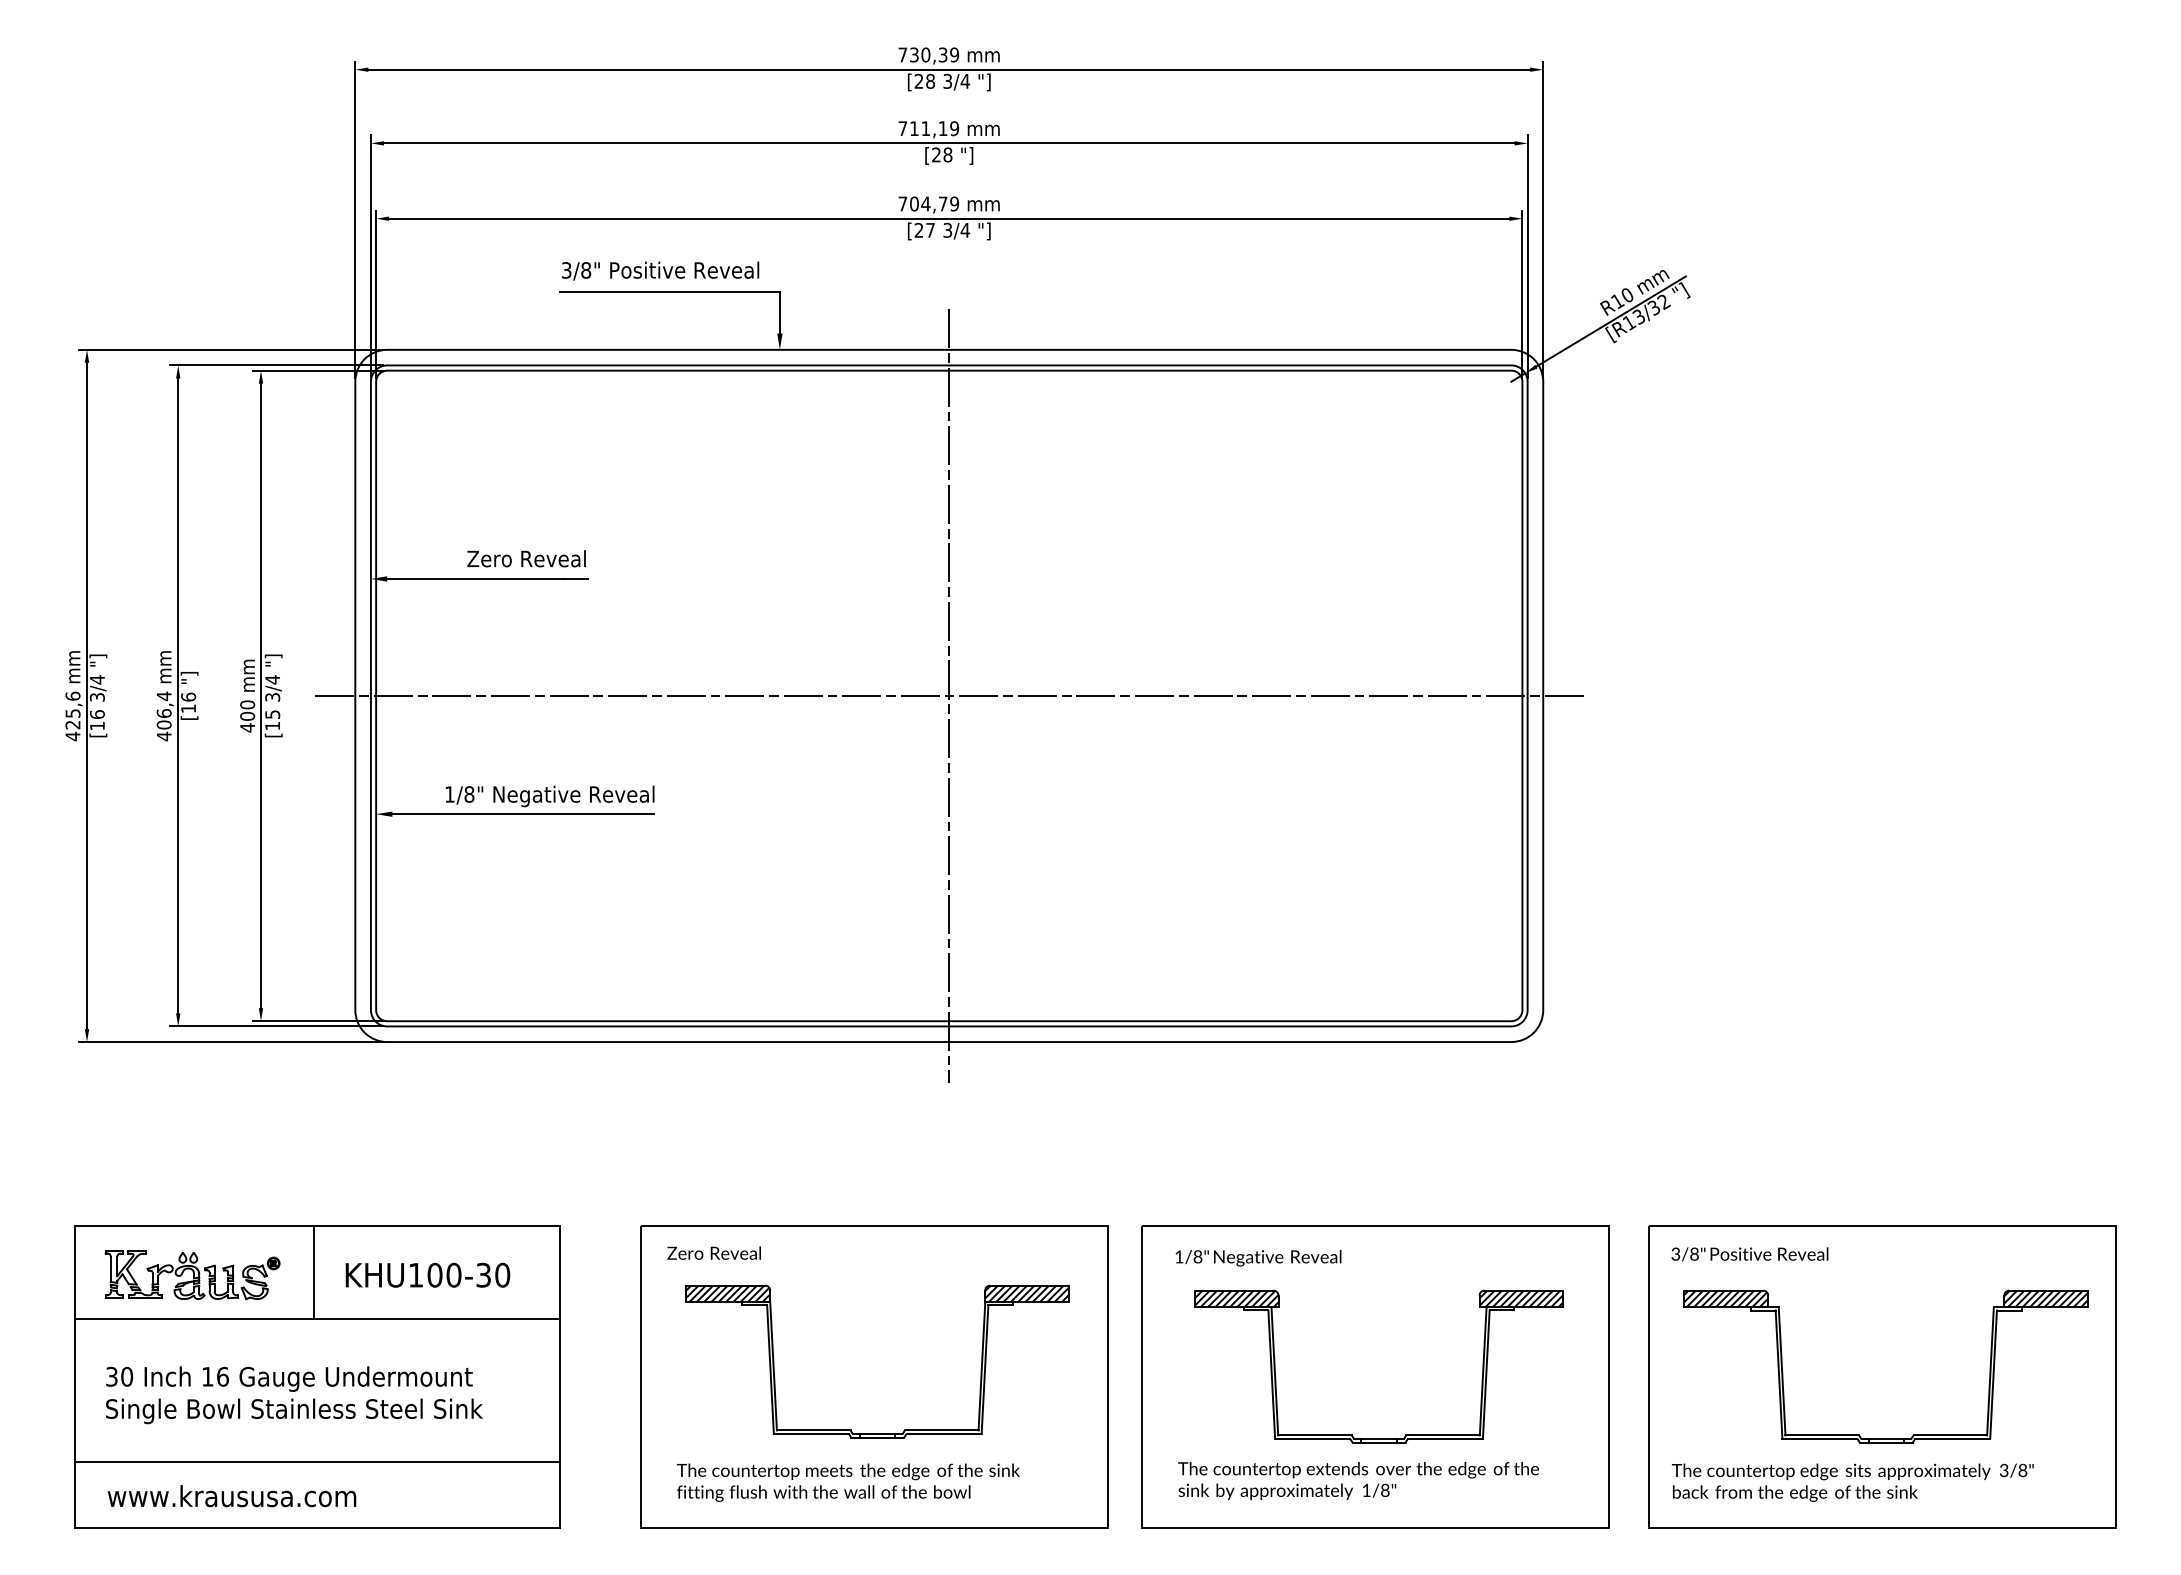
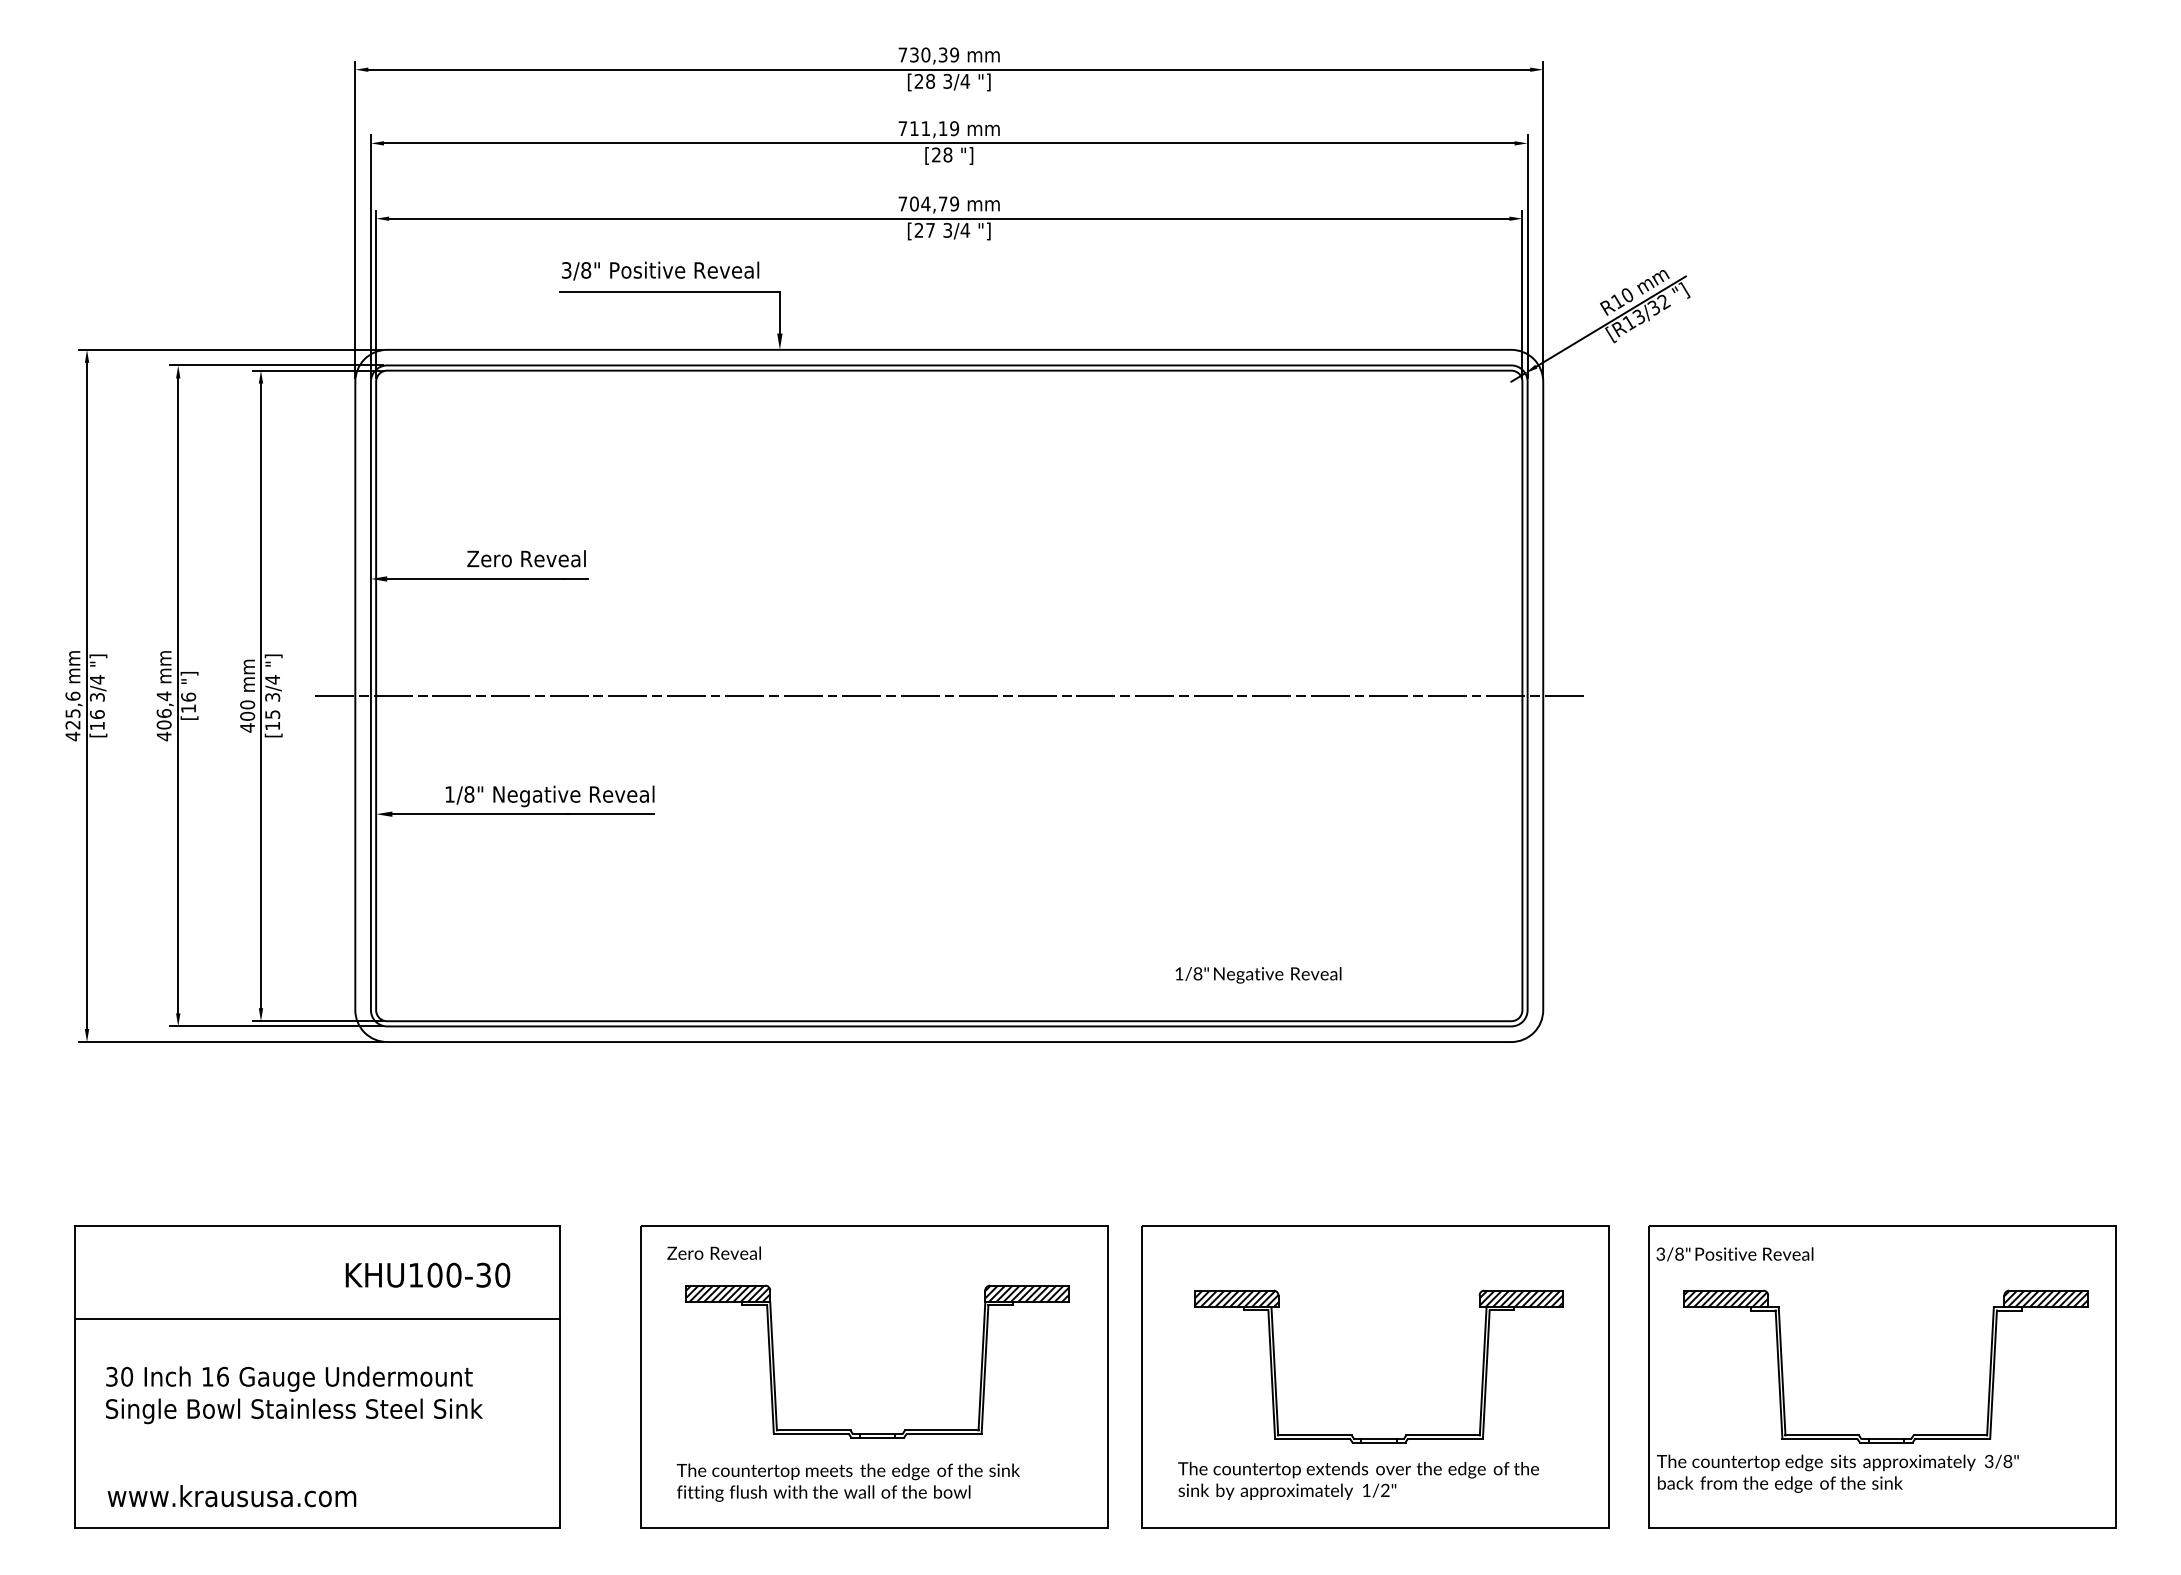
line: present -> none (949, 695)
text position: (1749, 1254) -> (1734, 1254) (1734, 1254)
text position: (1258, 1258) -> (1258, 975) (1258, 975)
line: present -> none (314, 1271)
part: present -> none (192, 1275)
line: present -> none (316, 1461)
text position: (1852, 1482) -> (1837, 1473) (1837, 1473)
text: 1/8" -> 1/2" (1385, 1490)
